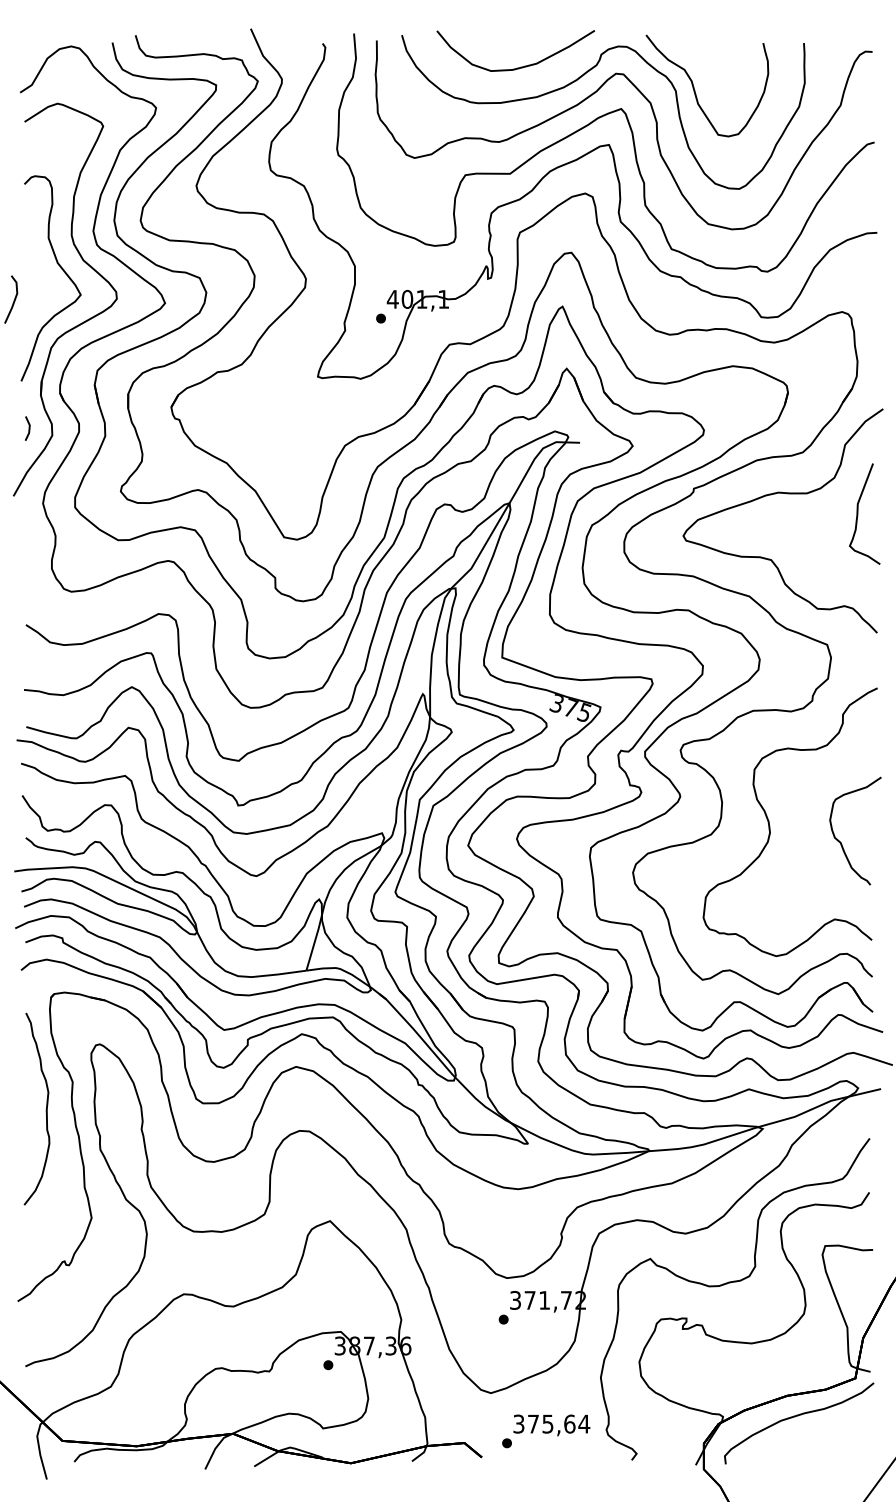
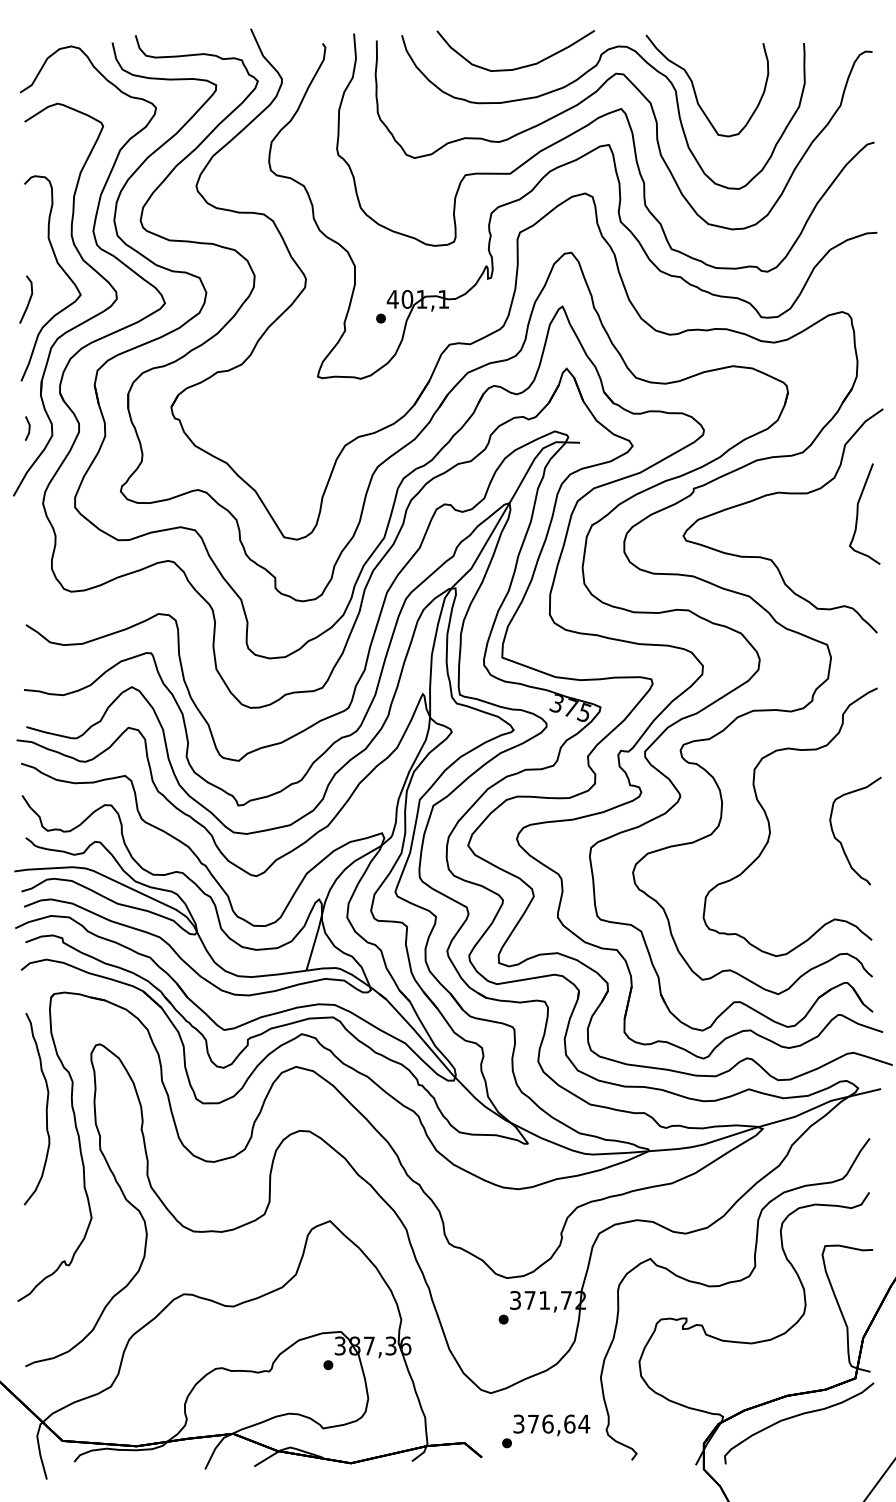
part position: (11, 299) -> (26, 299) (26, 299)
text: 375,64 -> 376,64 (547, 1423)
